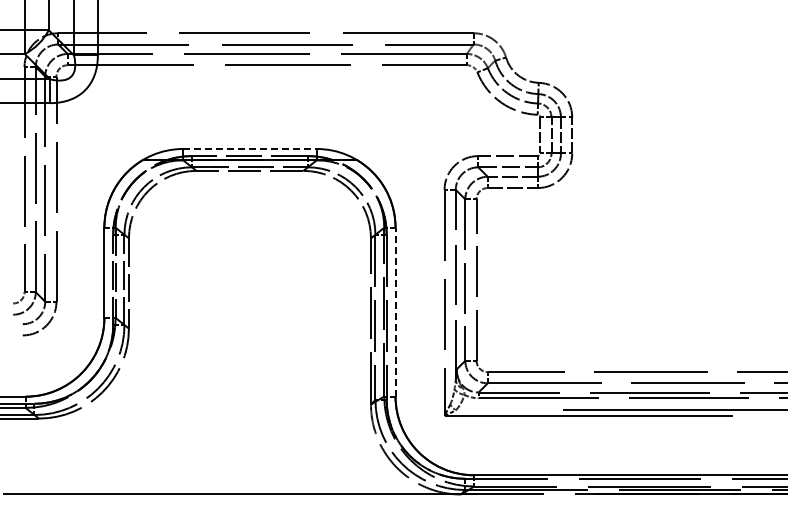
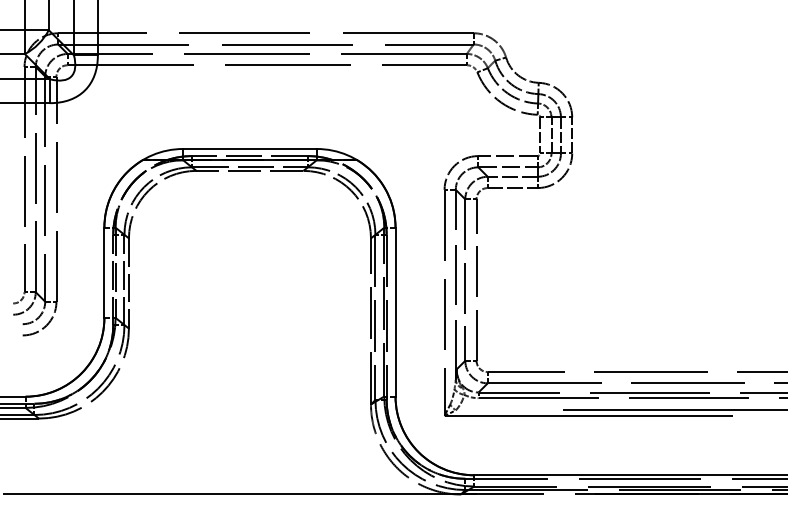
line: dashed -> solid (249, 149)
line: dashed -> solid (395, 311)
